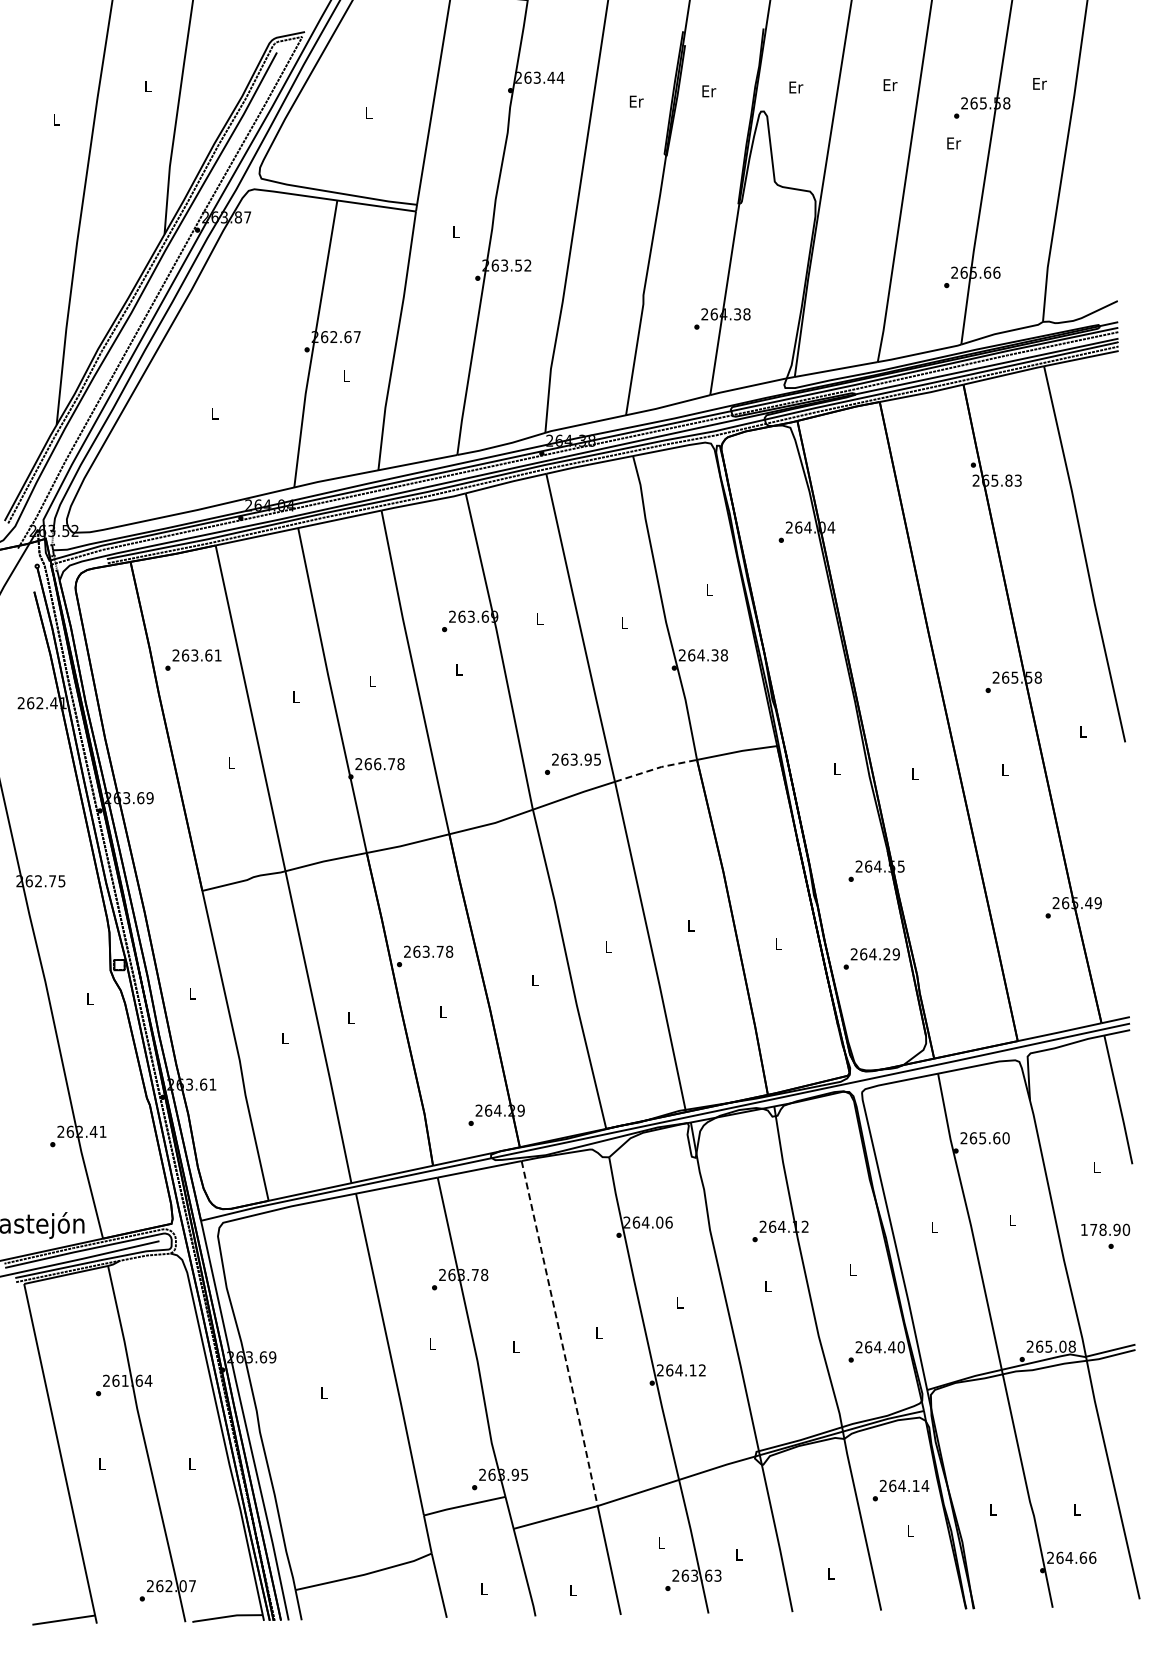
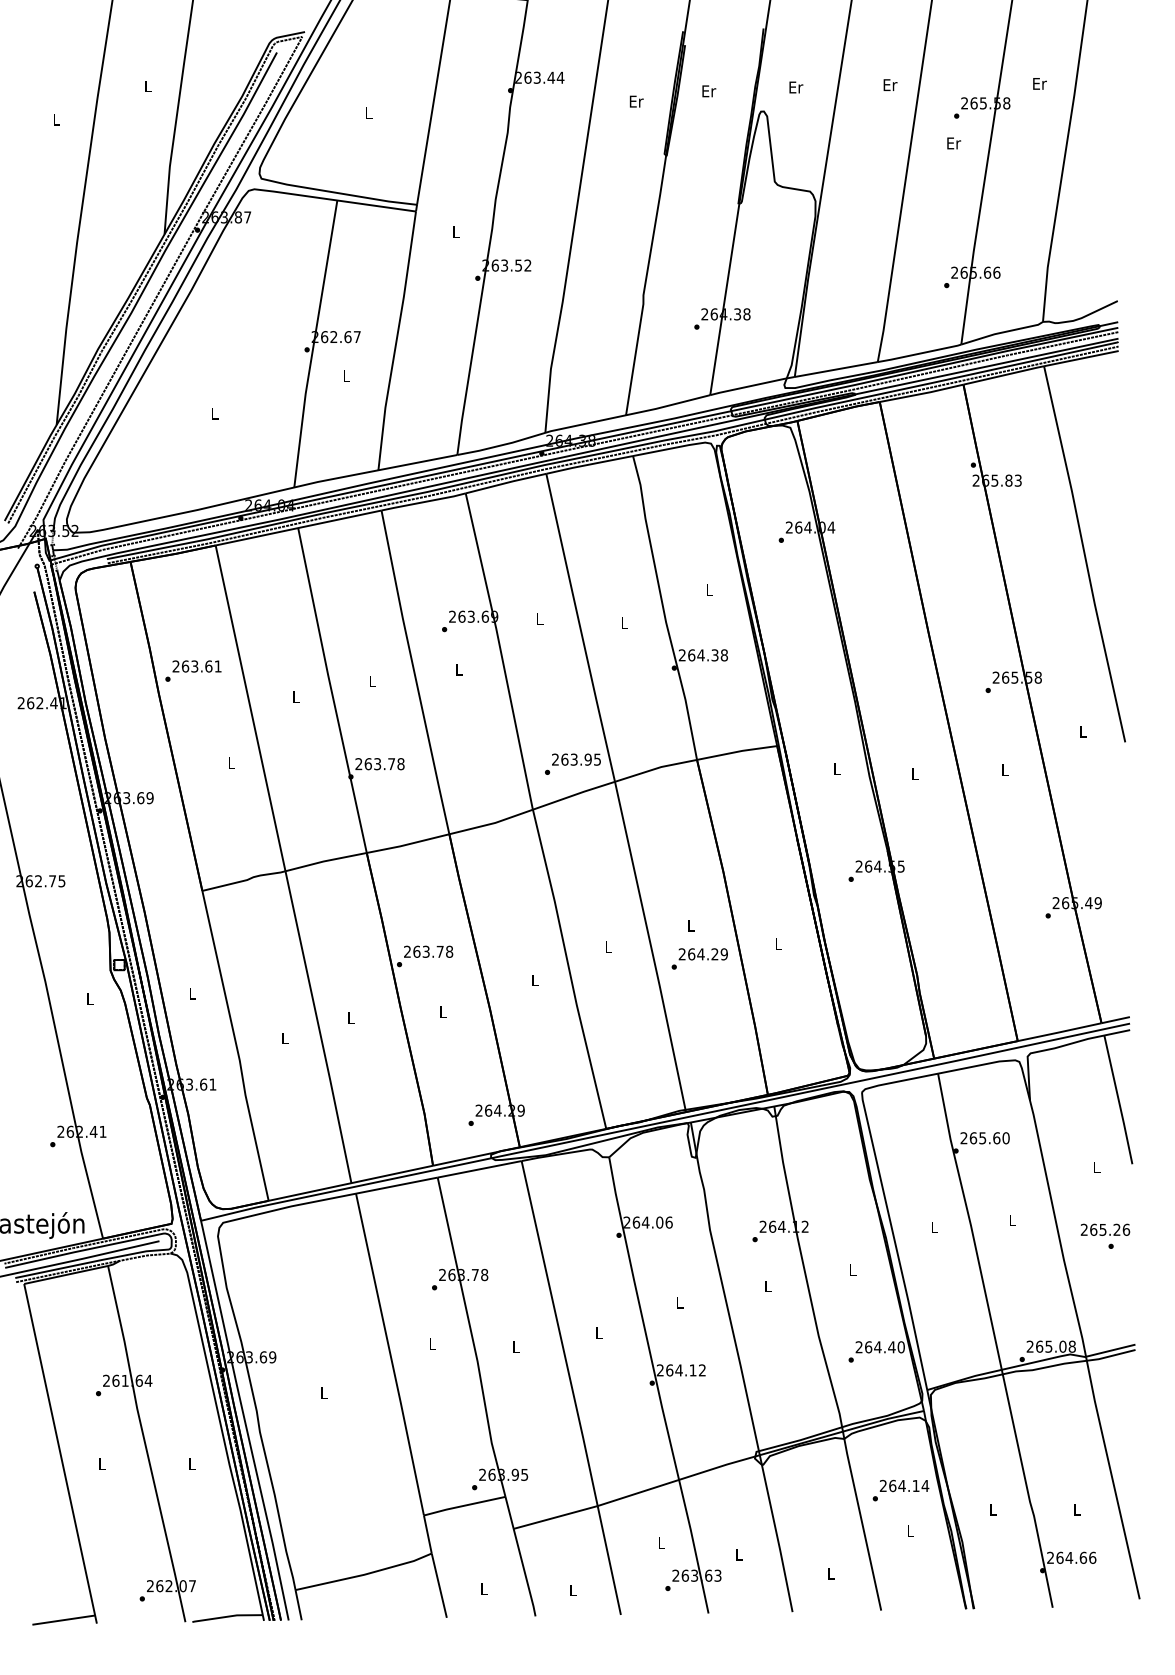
text position: (193, 659) -> (193, 670) (193, 670)
text: 266.78 -> 263.78 (377, 764)
line: dashed -> solid (656, 768)
text position: (871, 958) -> (699, 958) (699, 958)
text: 178.90 -> 265.26 (1105, 1229)
line: dashed -> solid (560, 1334)
